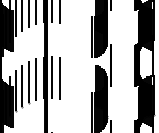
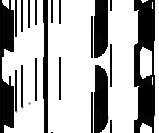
line: present -> none (51, 77)
line: present -> none (28, 82)
